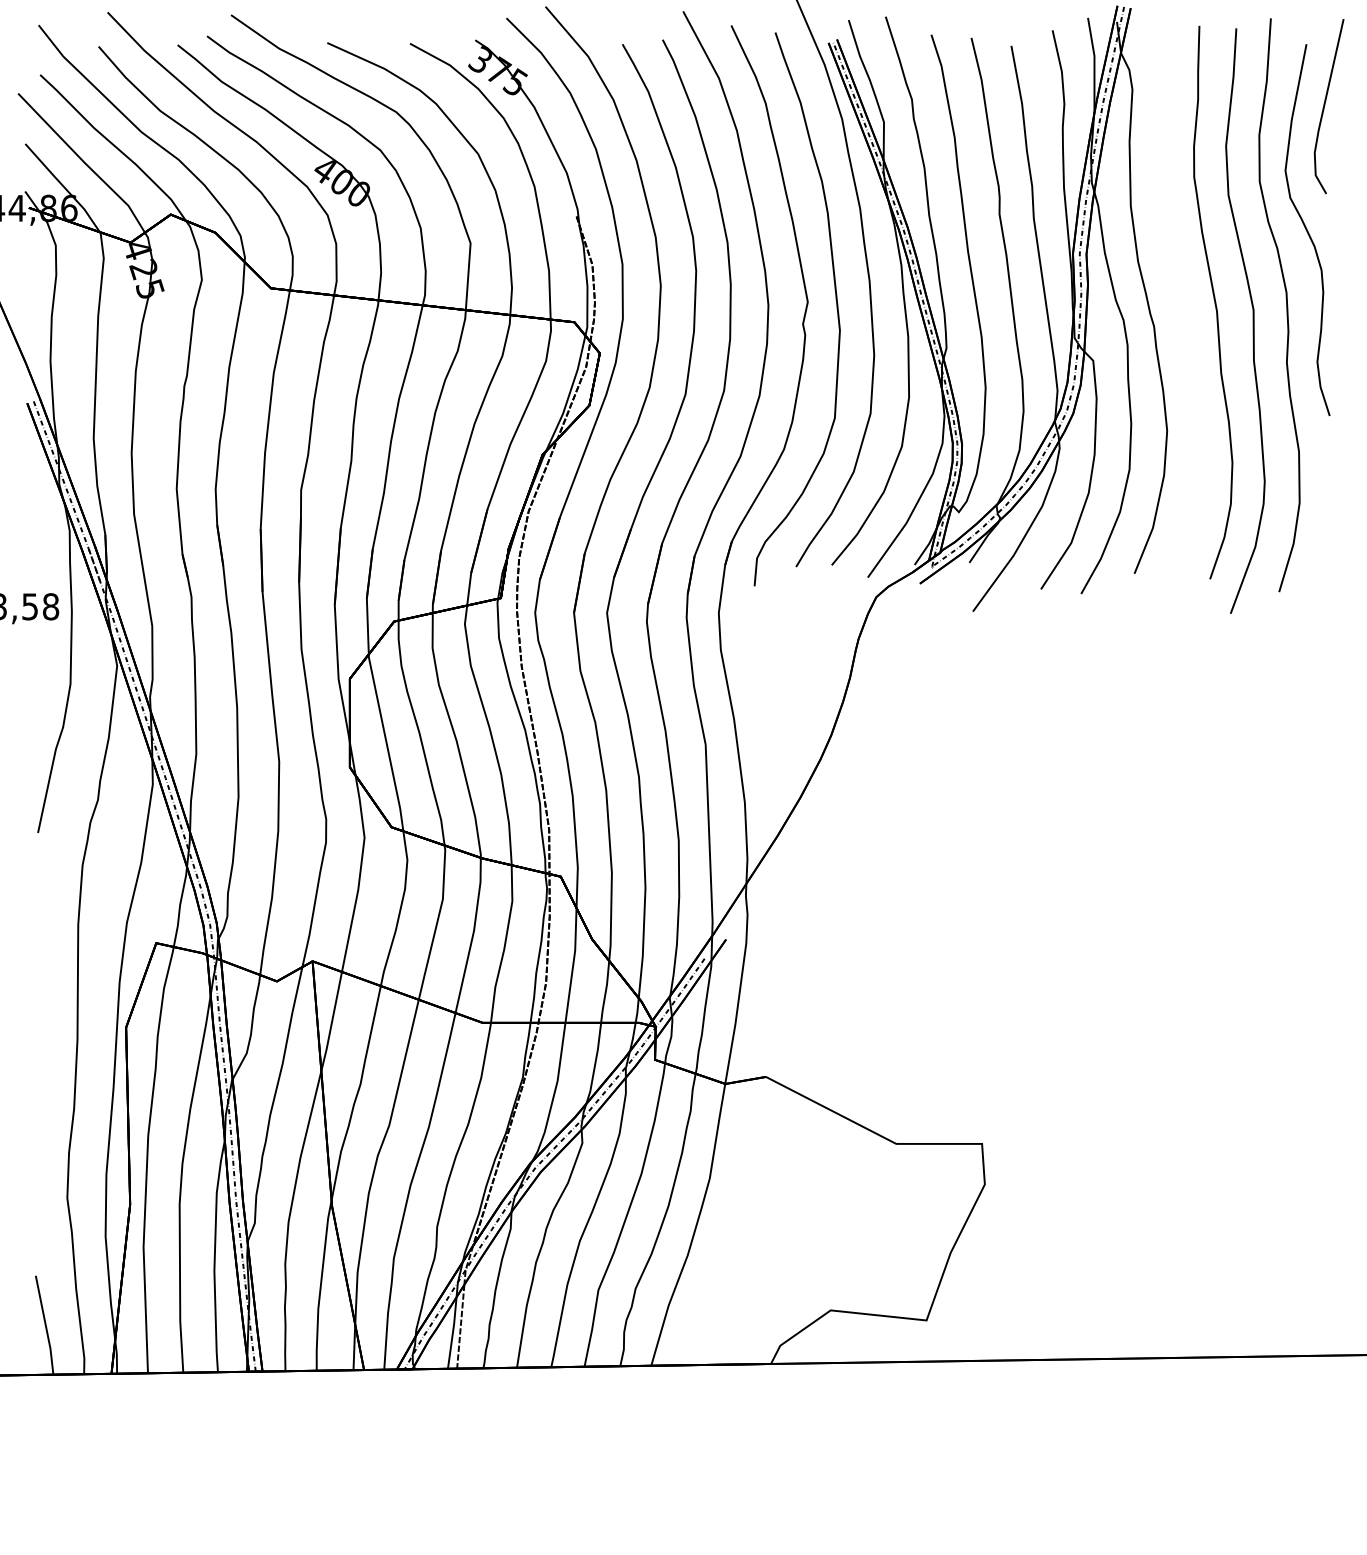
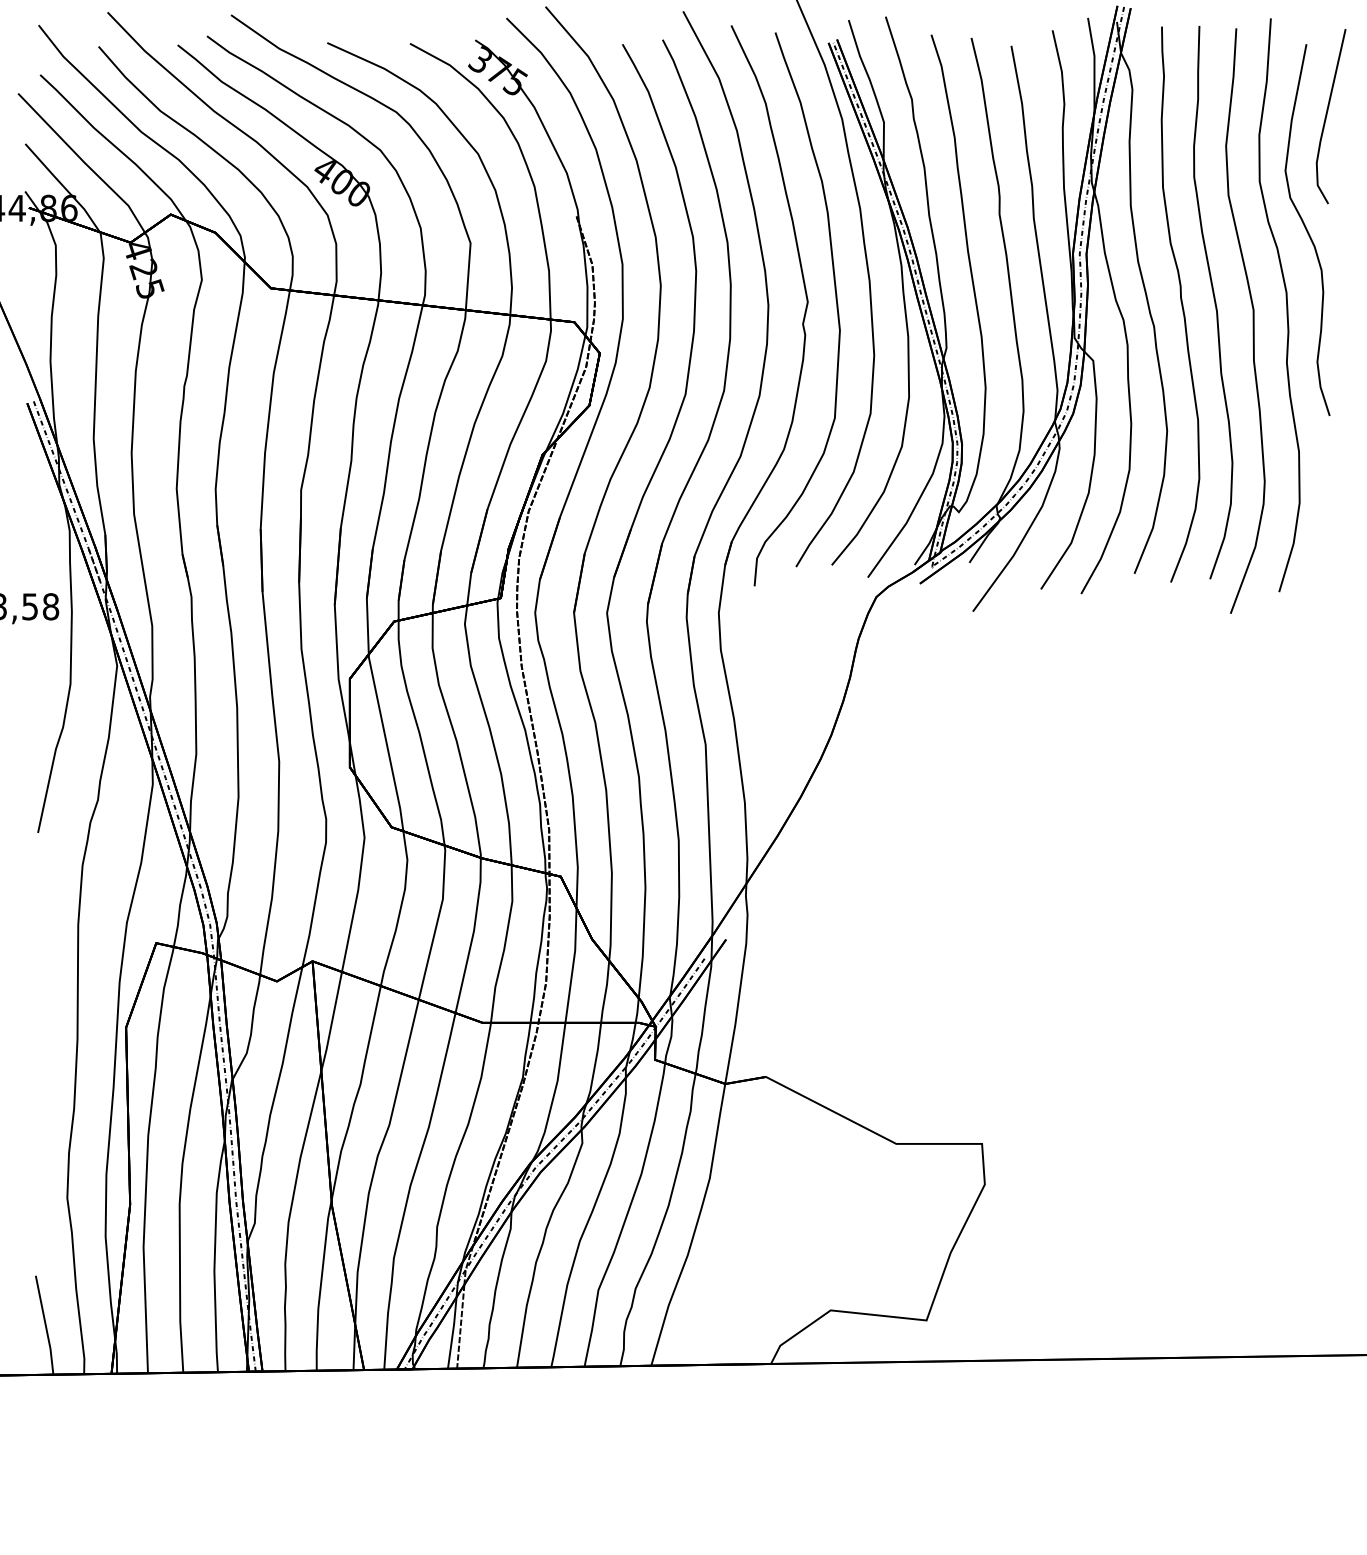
line position: (1325, 105) -> (1327, 115) (1327, 115)
curve: none -> present (1181, 304)
